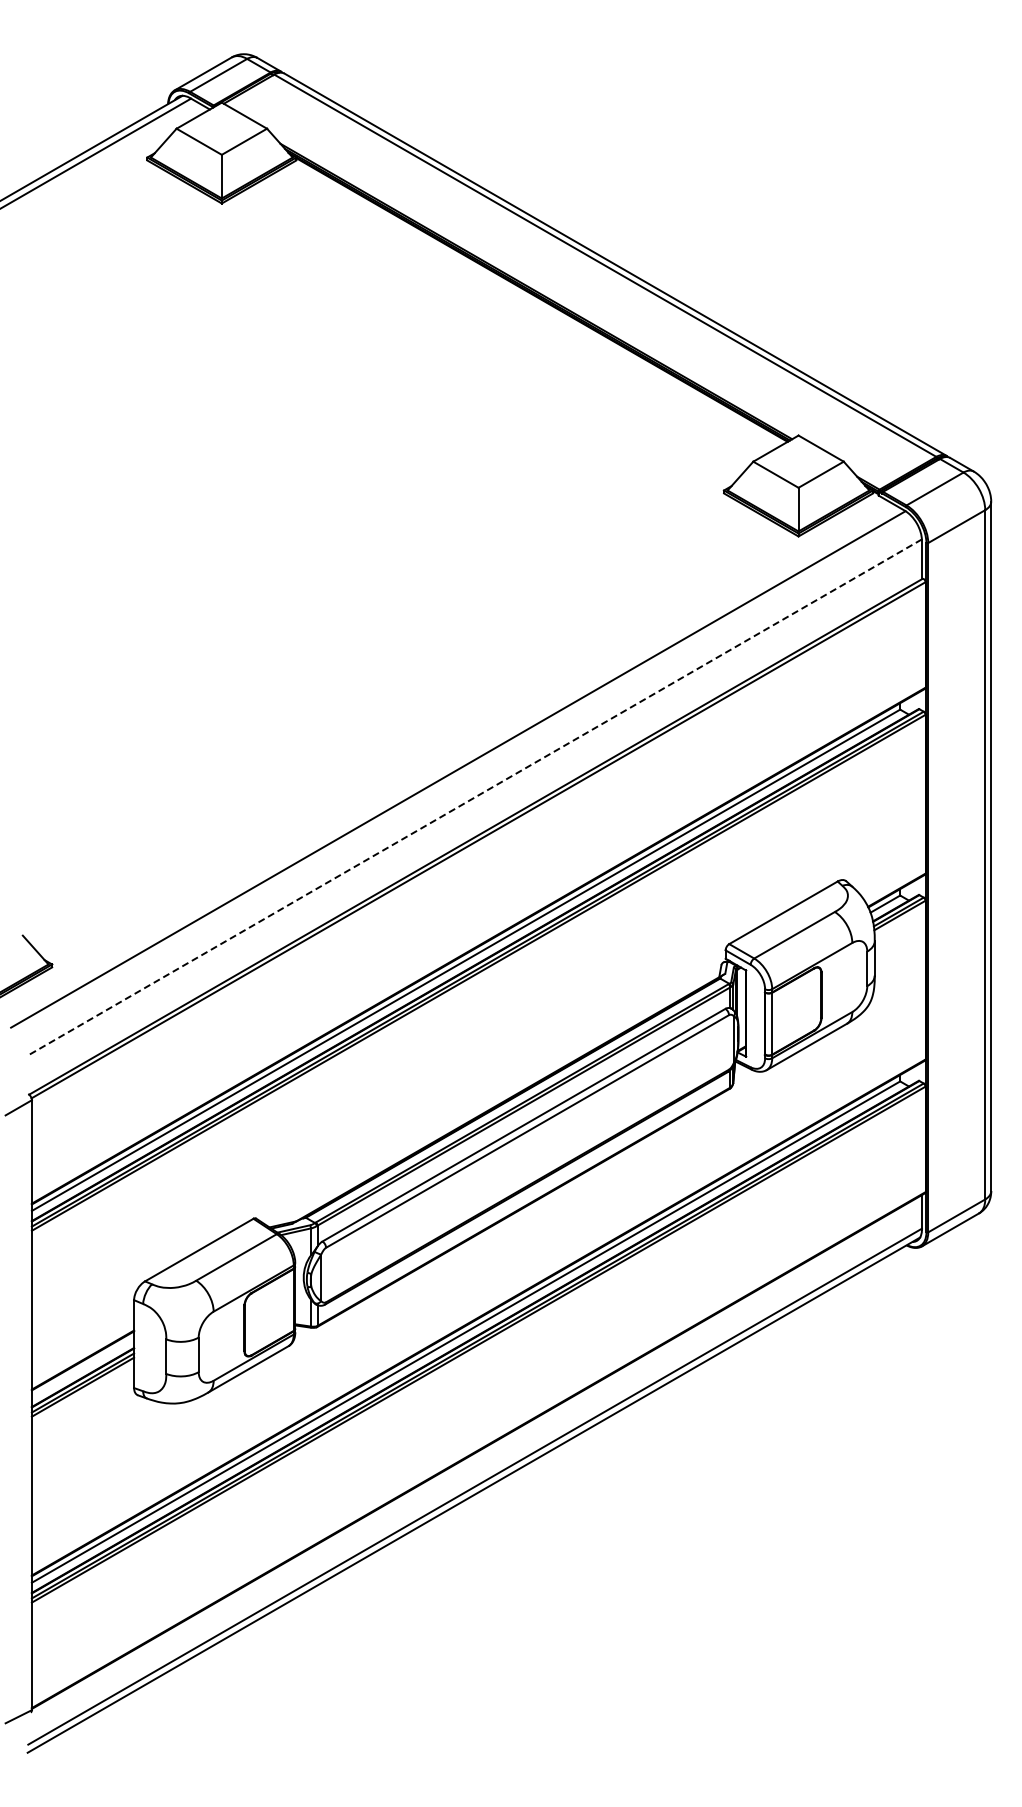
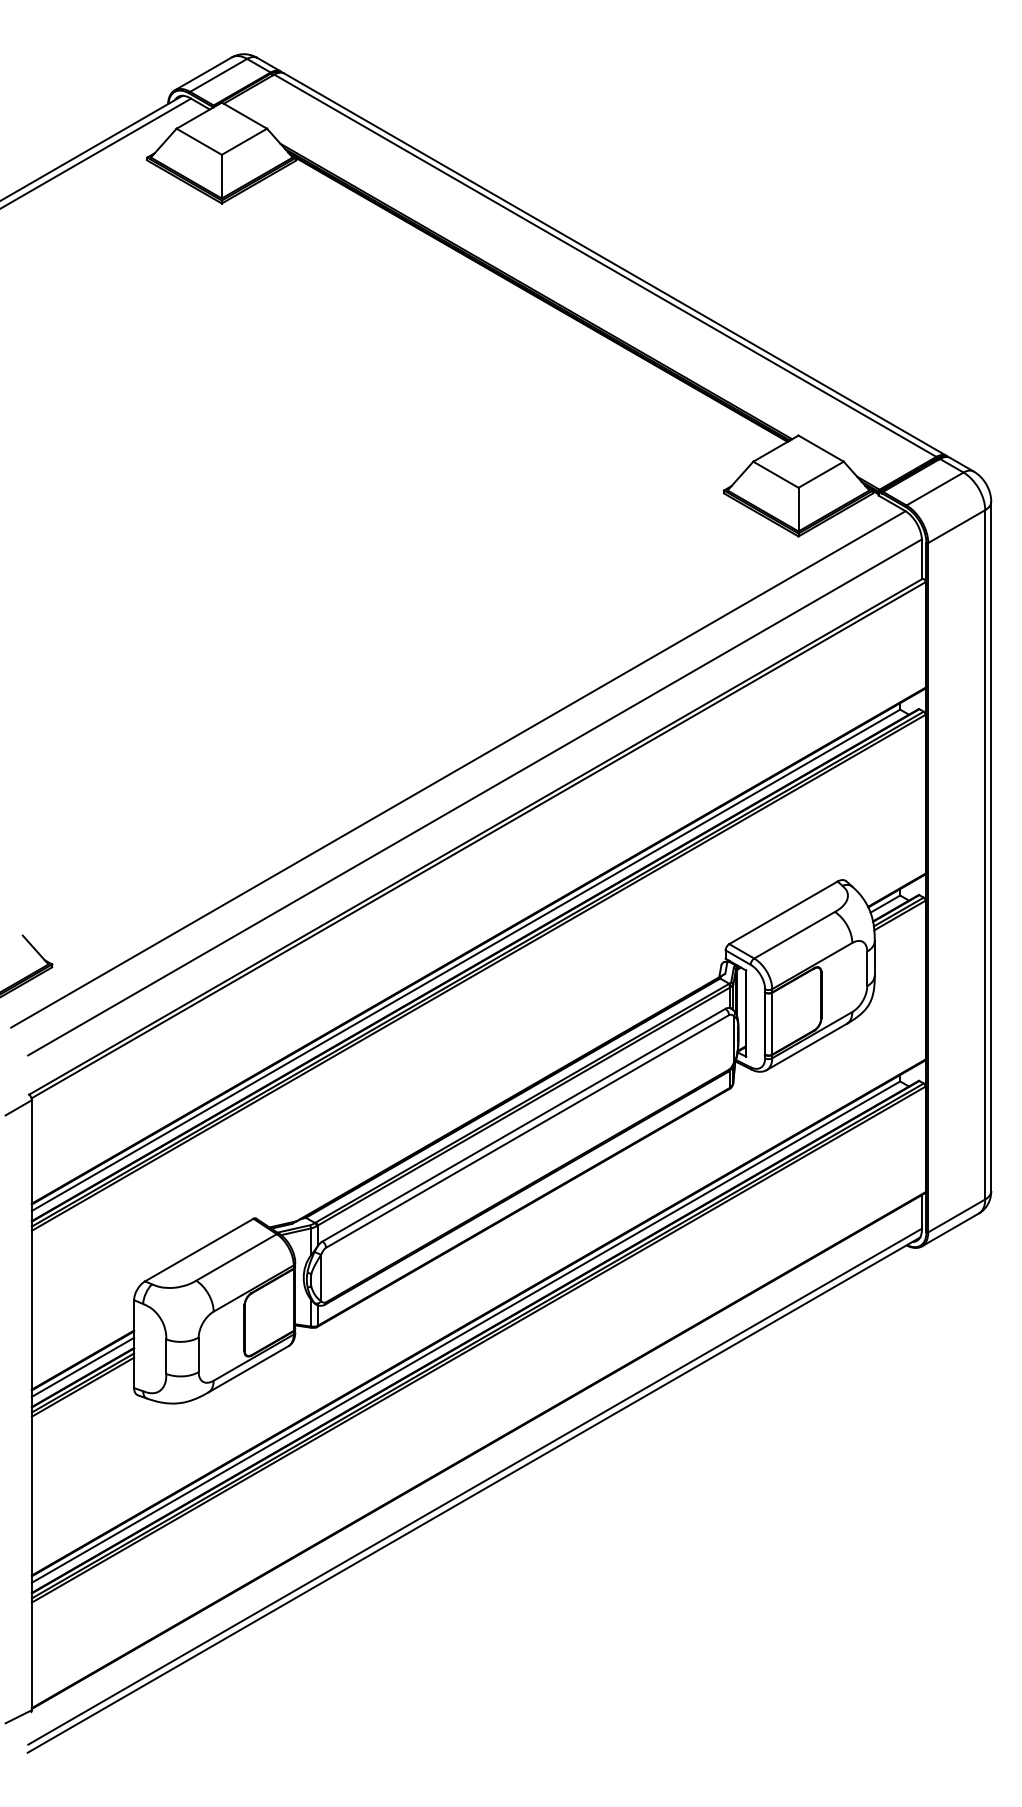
line: dashed -> solid (474, 797)
line: none -> present (82, 1366)
